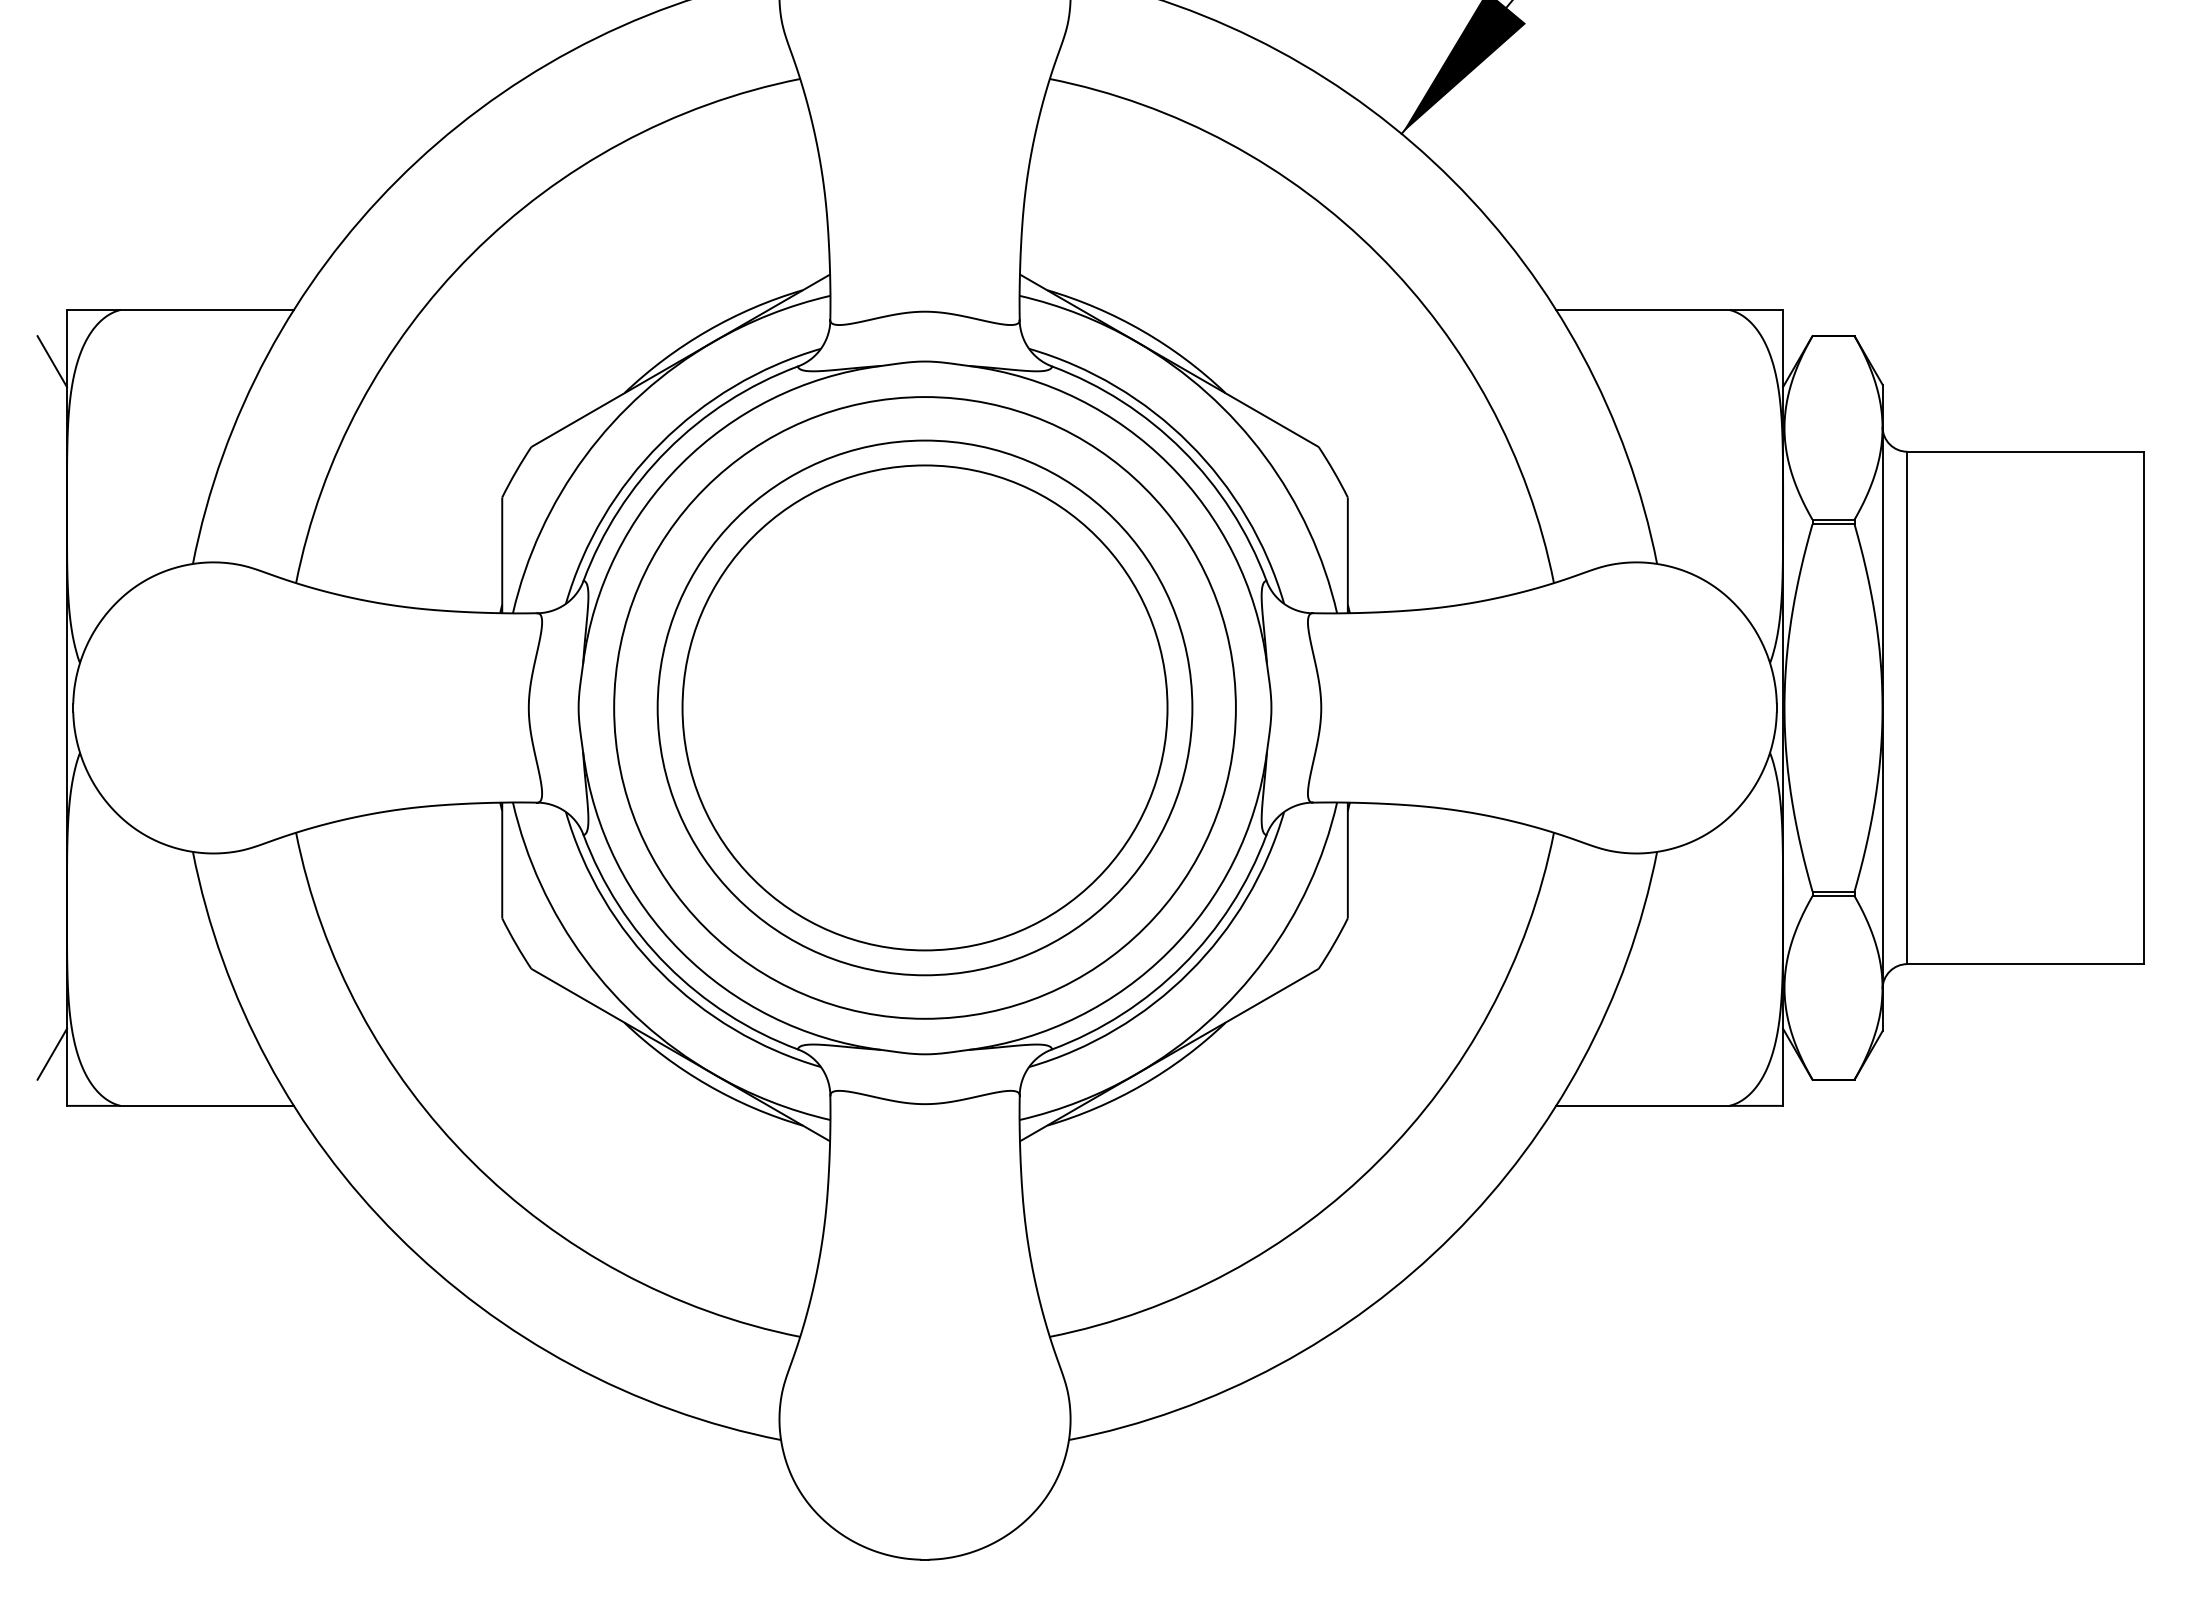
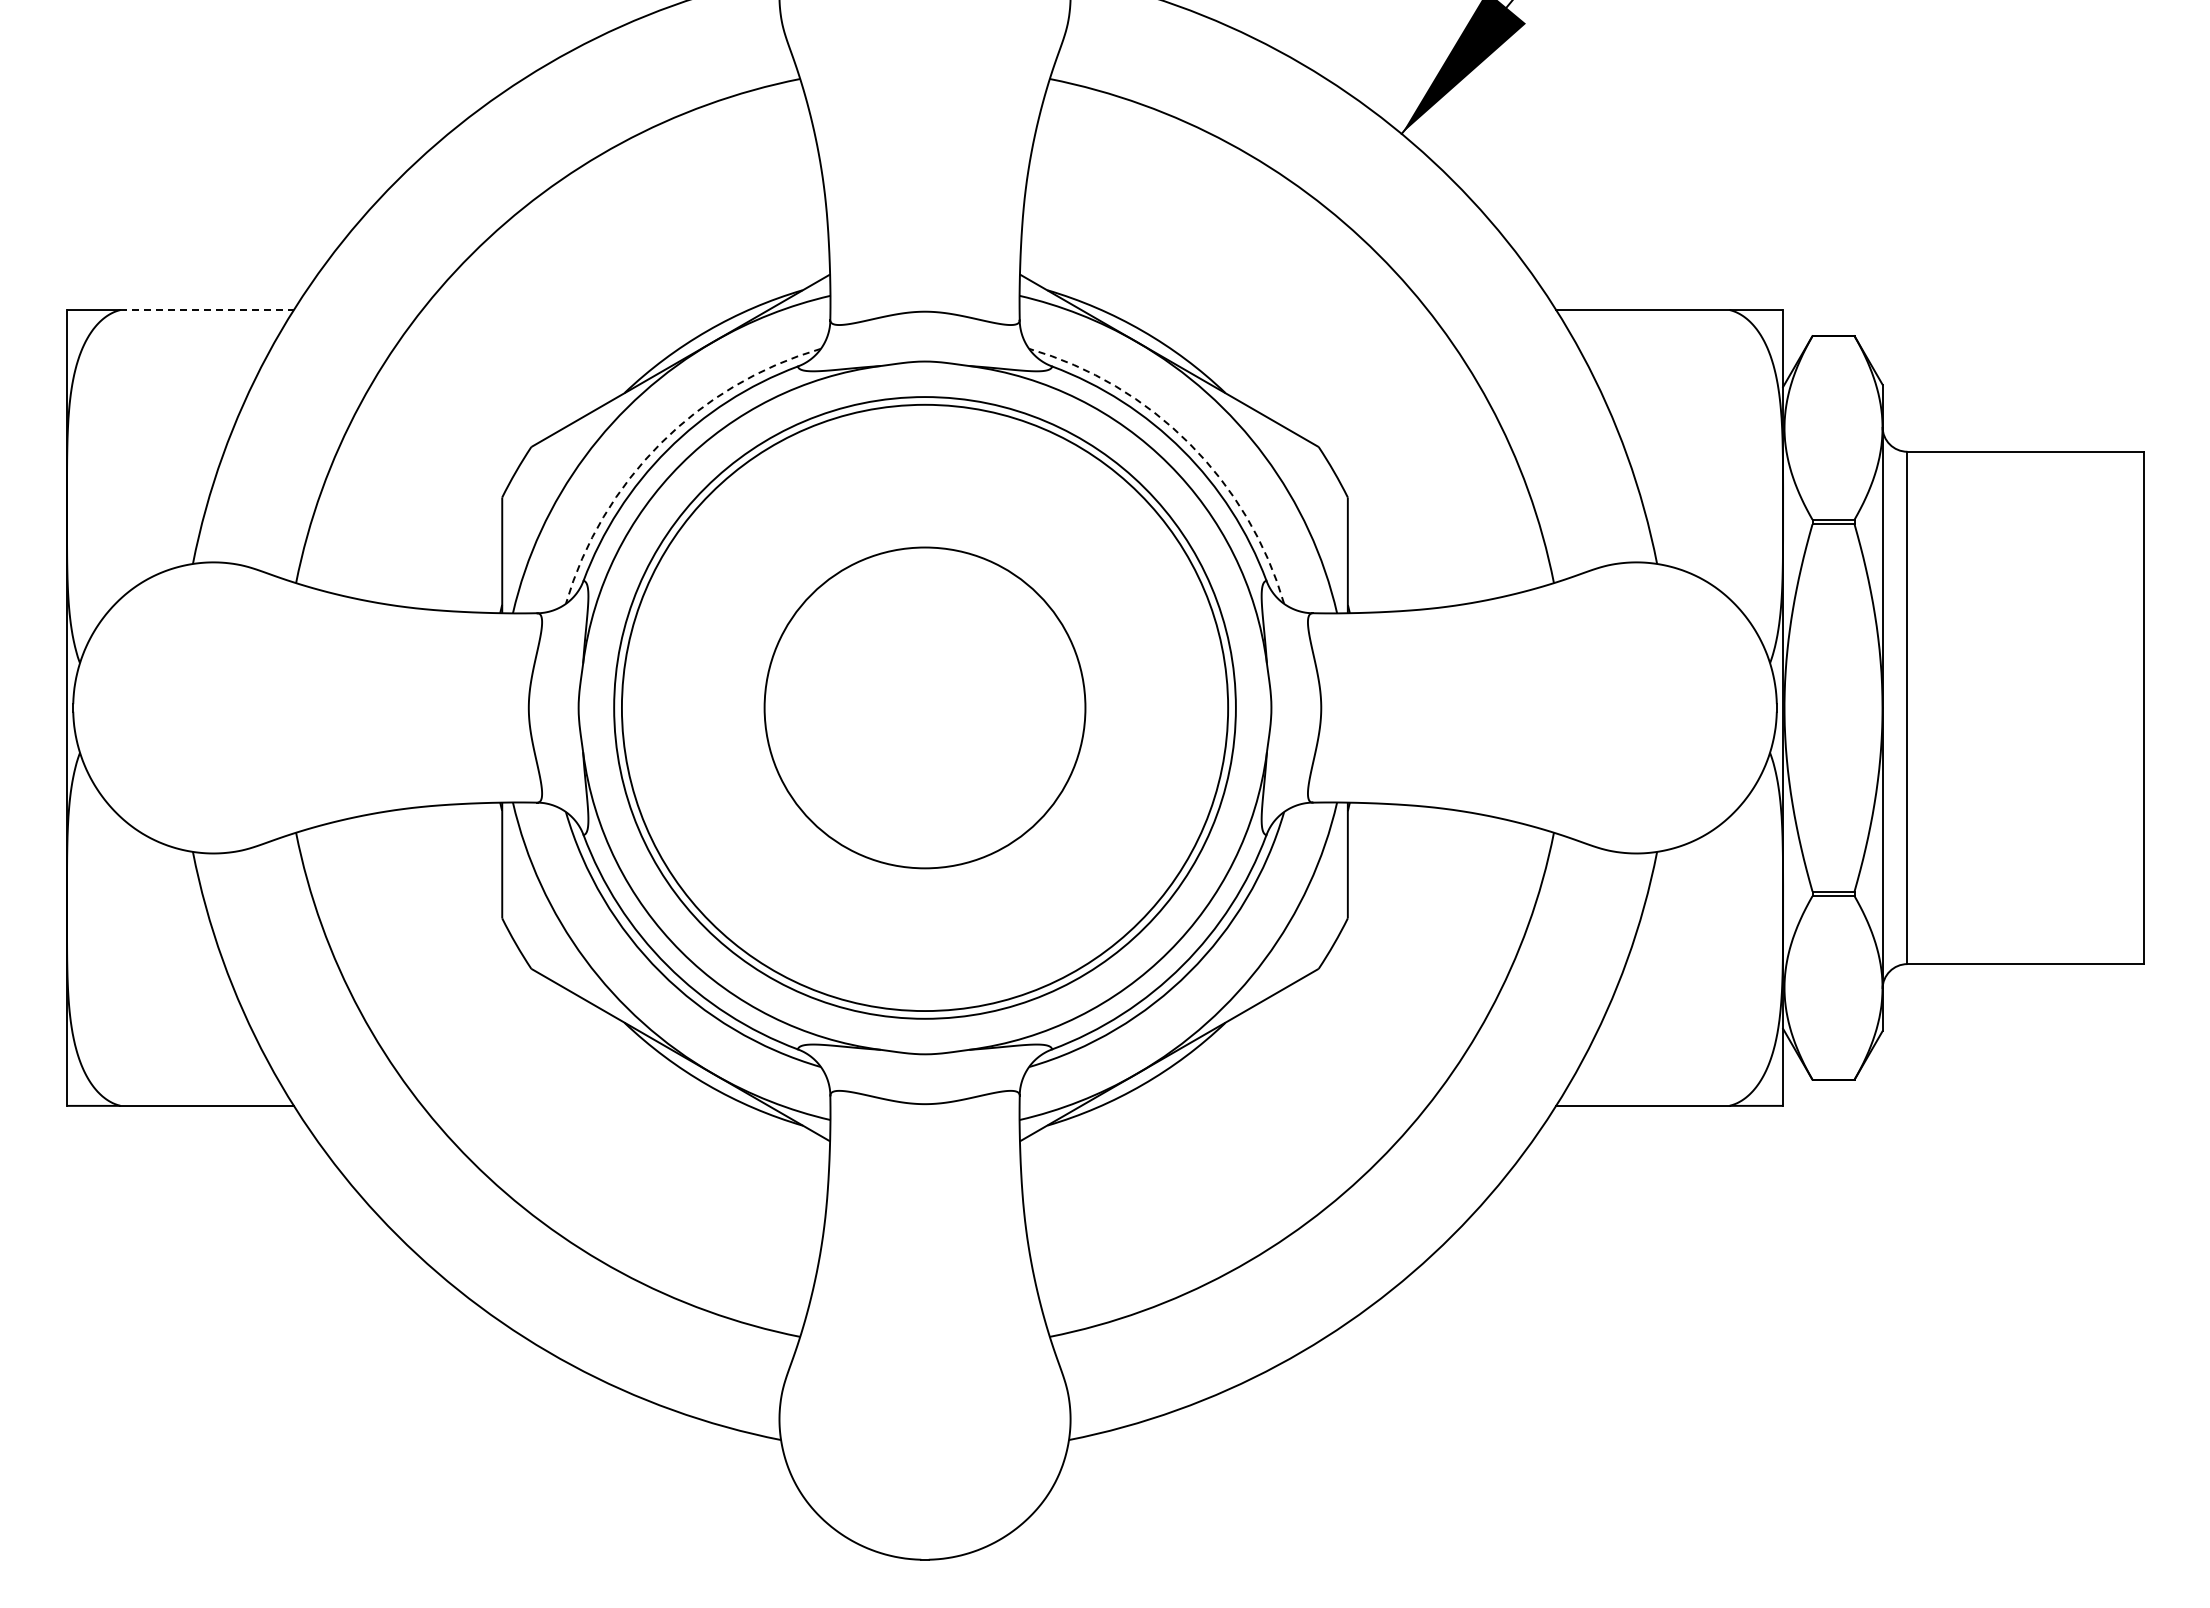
line: solid -> dashed (207, 310)
line: present -> none (52, 361)
arc: solid -> dashed (660, 443)
arc: solid -> dashed (1189, 443)
circle diameter: 485 px -> 606 px (924, 707)
circle diameter: 535 px -> 321 px (924, 707)
line: present -> none (52, 1053)
